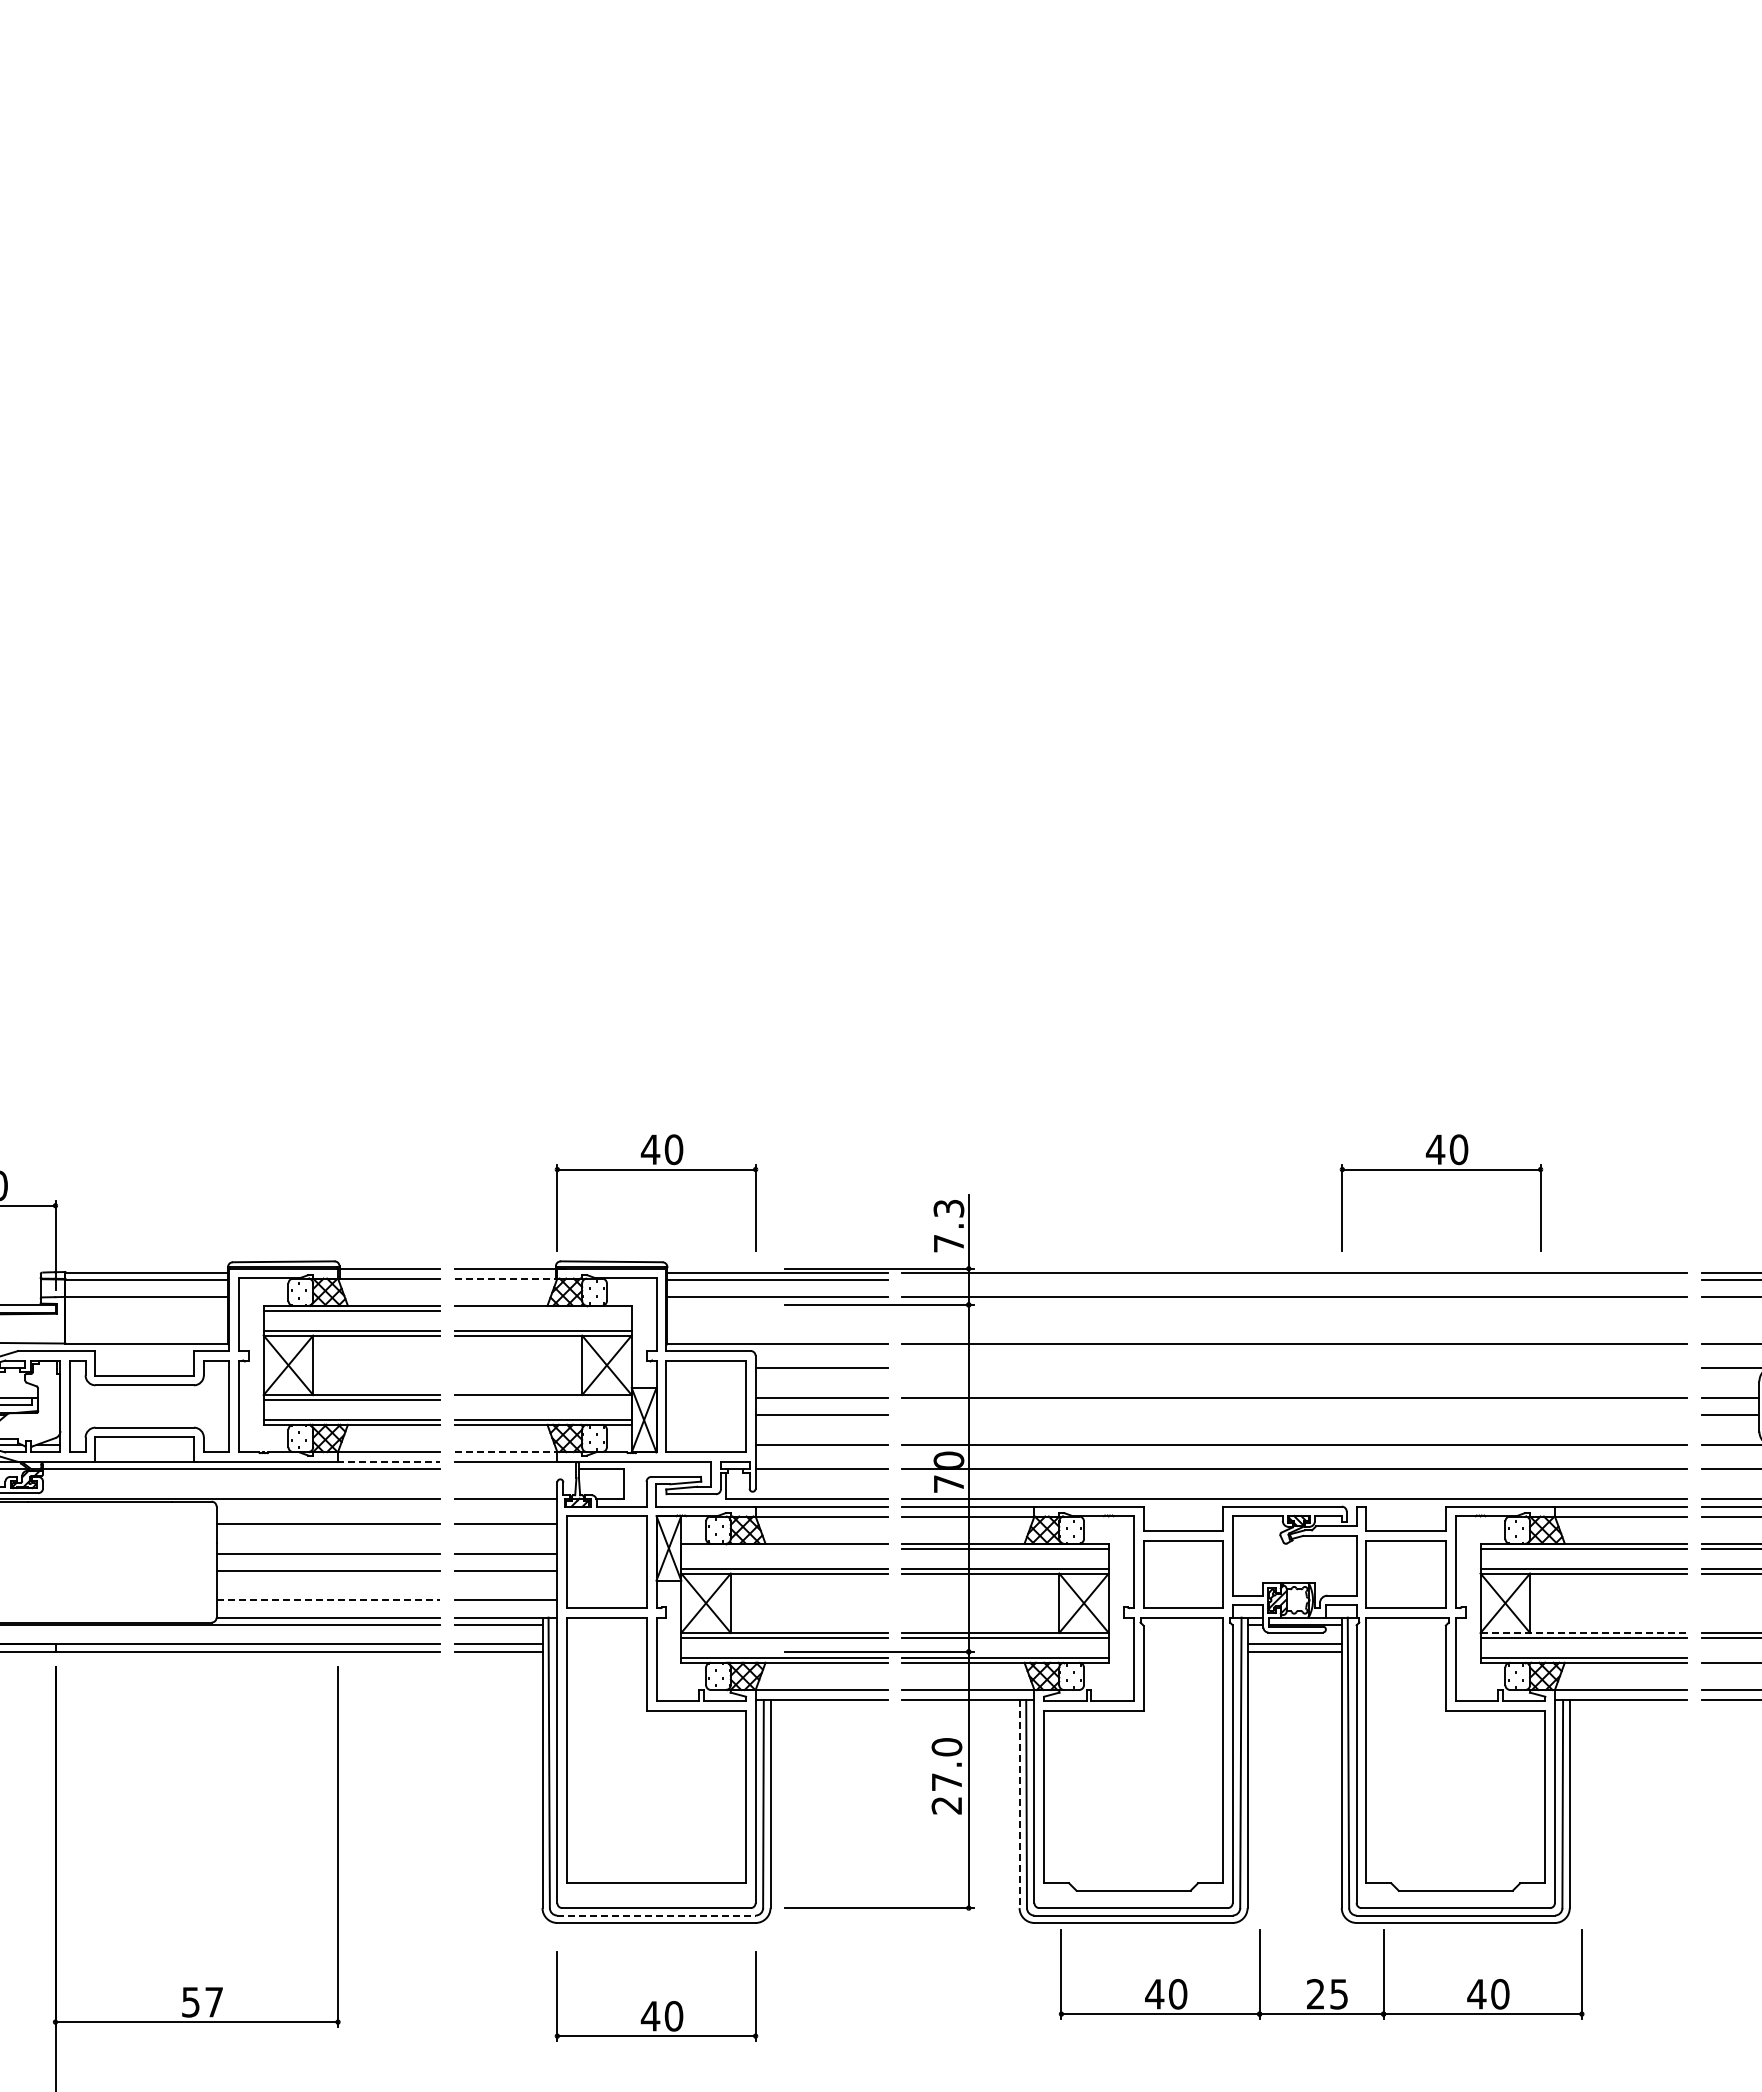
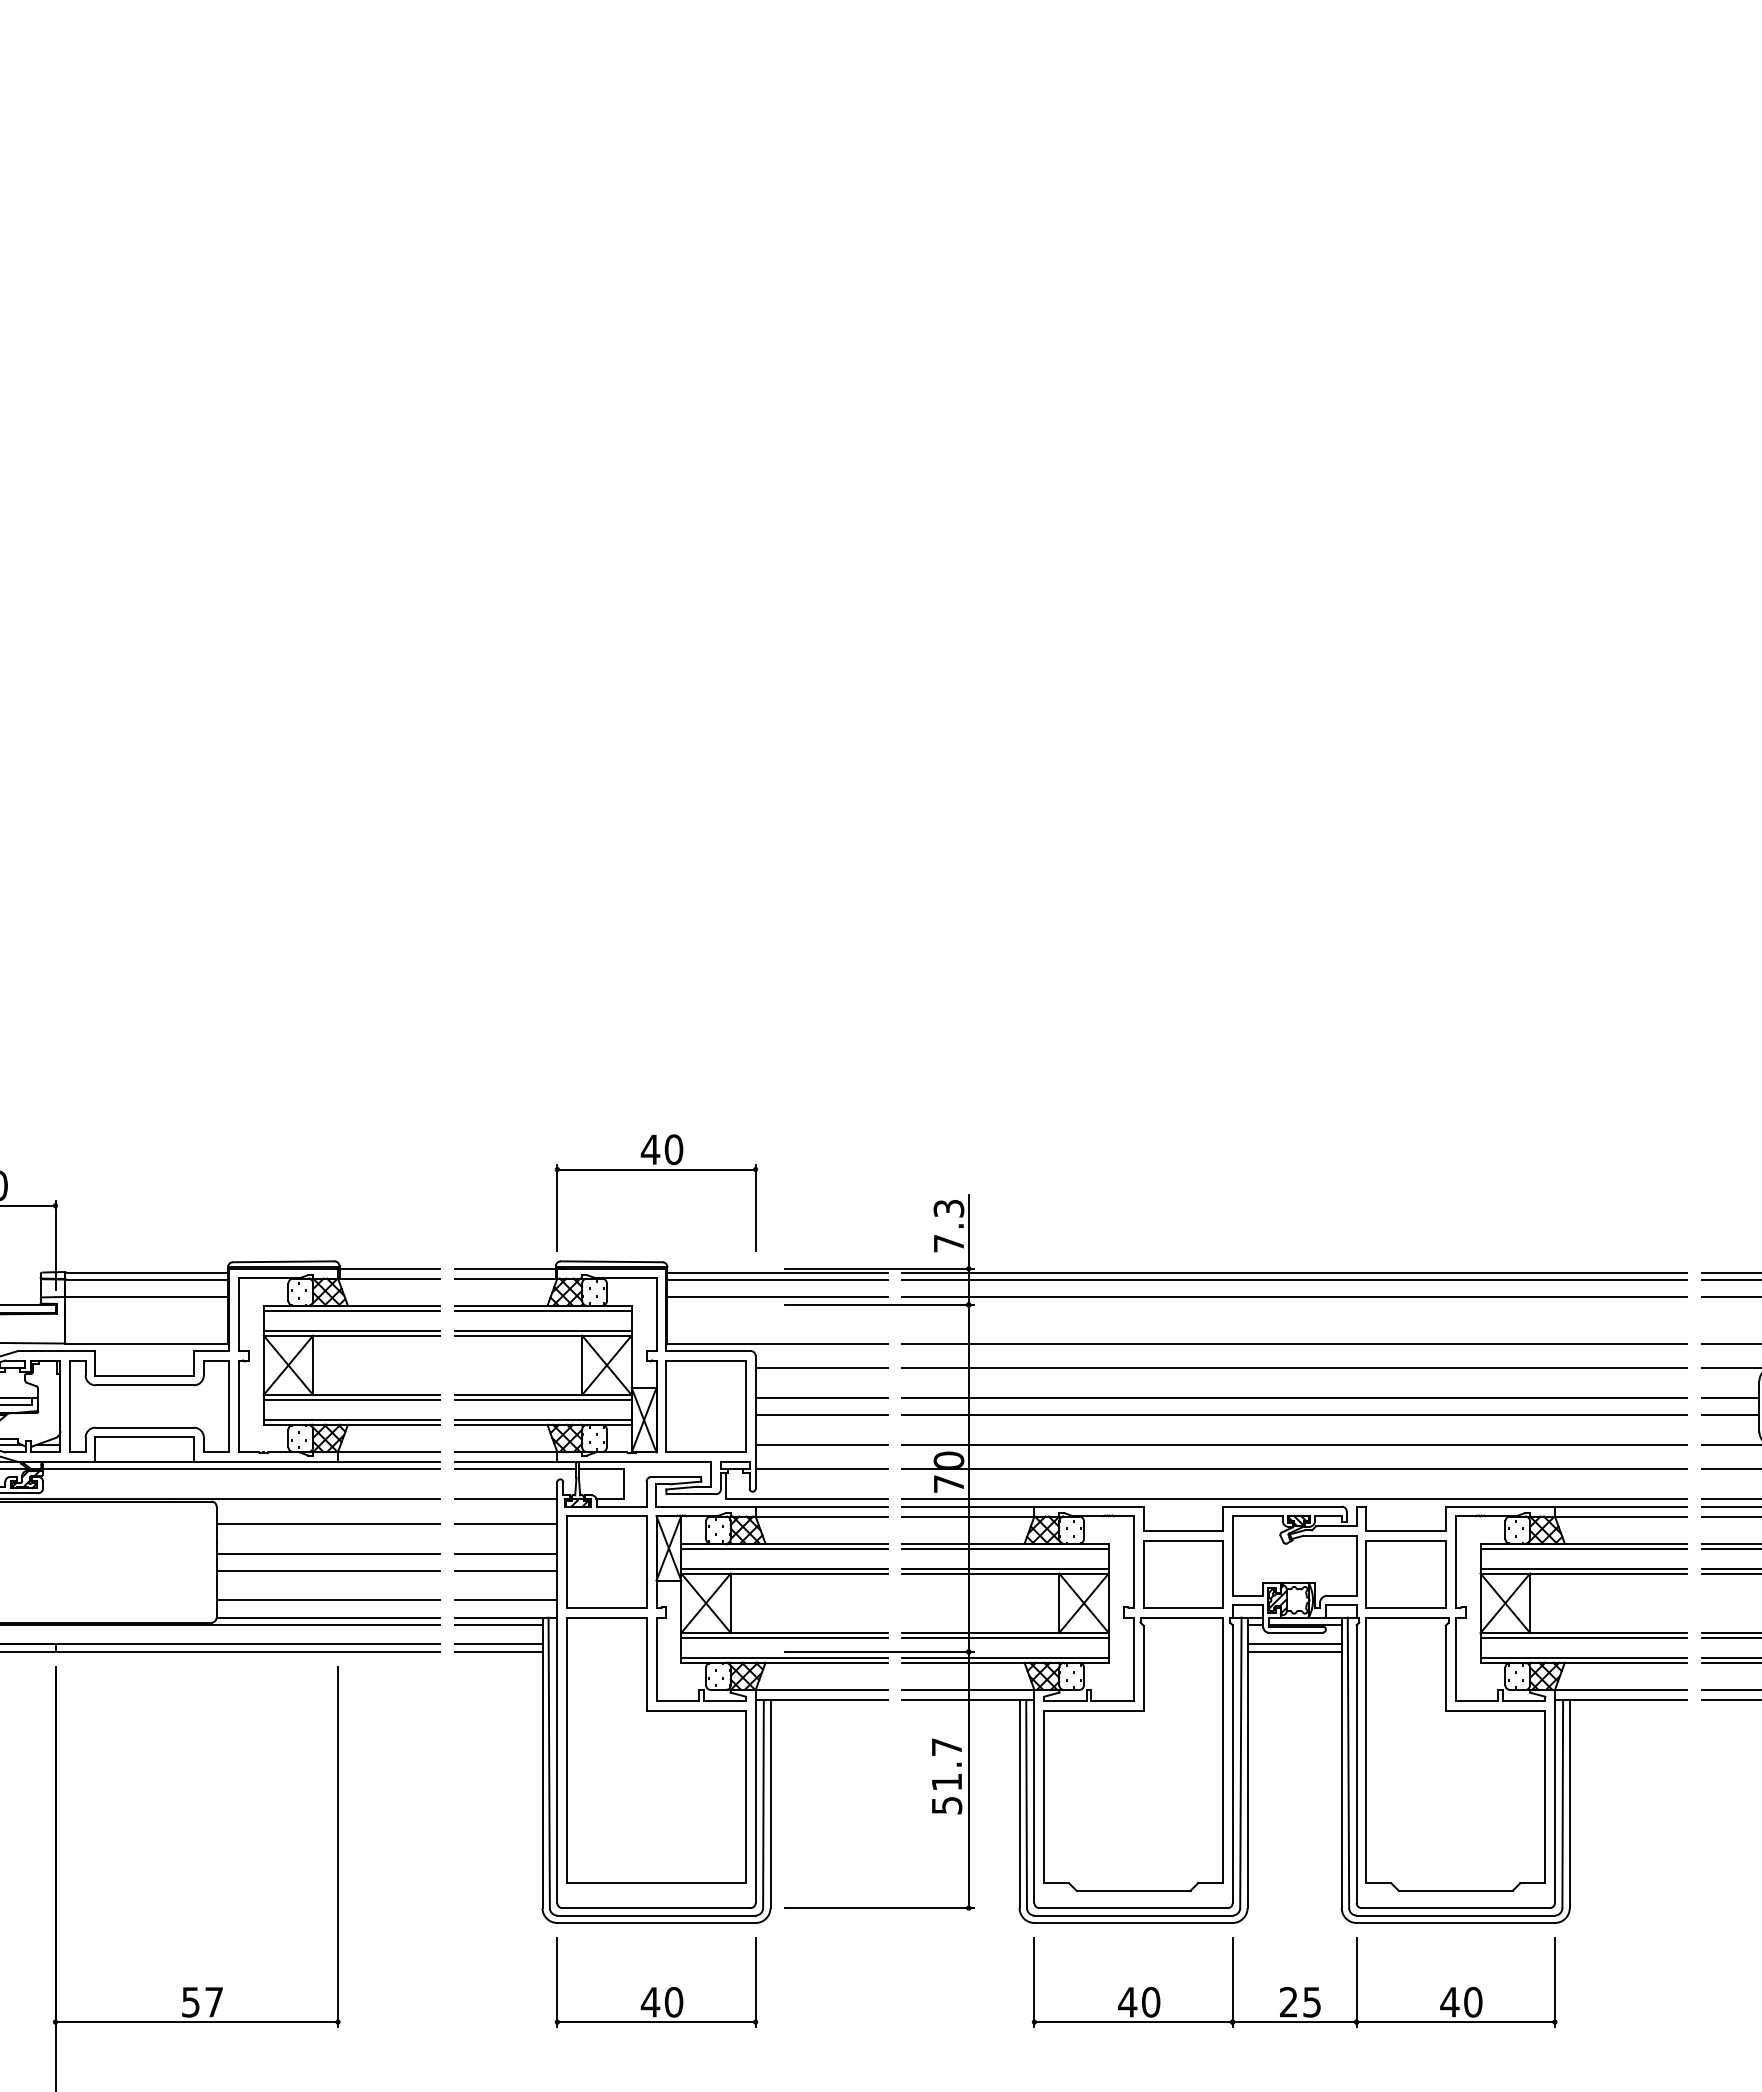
part: present -> none (1441, 1170)
line: dashed -> solid (512, 1278)
line: none -> present (1294, 1279)
line: none -> present (543, 1310)
line: none -> present (1294, 1368)
line: none -> present (543, 1400)
line: none -> present (1294, 1415)
line: dashed -> solid (506, 1452)
line: dashed -> solid (388, 1462)
line: none -> present (515, 1469)
line: none -> present (784, 1548)
line: dashed -> solid (328, 1600)
line: dashed -> solid (1584, 1633)
line: none -> present (1729, 1657)
text: 27.0 -> 51.7 (946, 1776)
line: dashed -> solid (1019, 1804)
line: dashed -> solid (657, 1915)
part position: (1321, 1974) -> (1294, 1982) (1294, 1982)
part position: (656, 1996) -> (656, 1982) (656, 1982)
